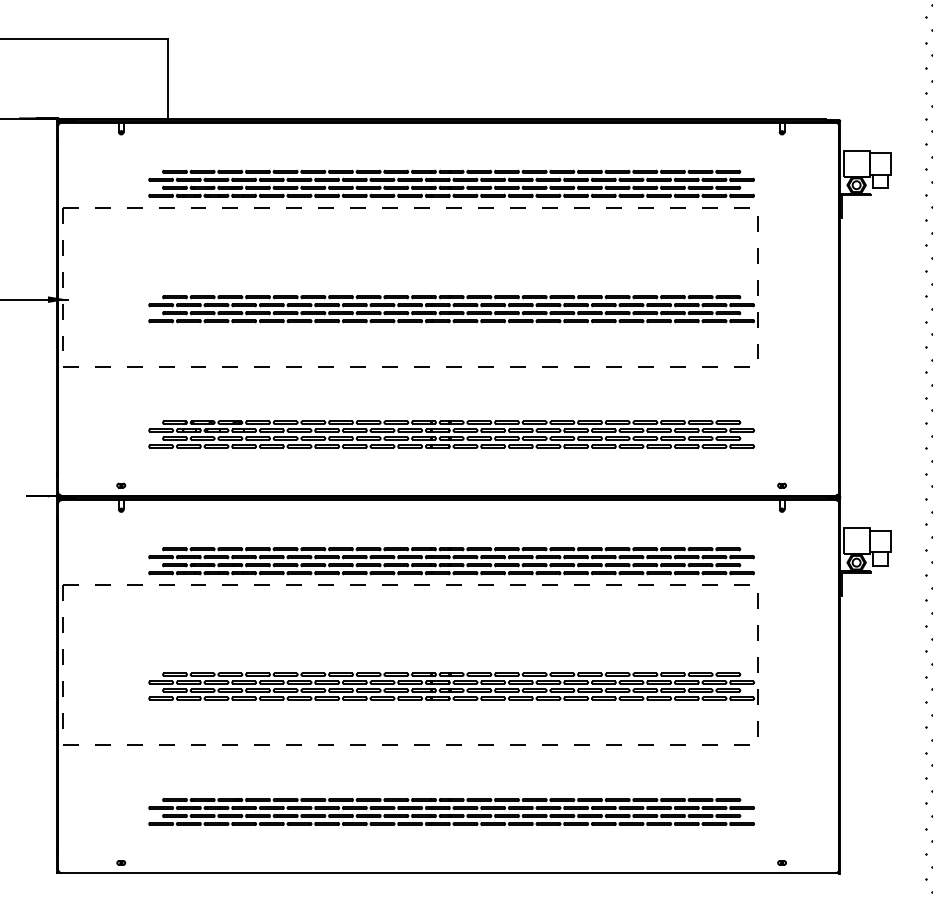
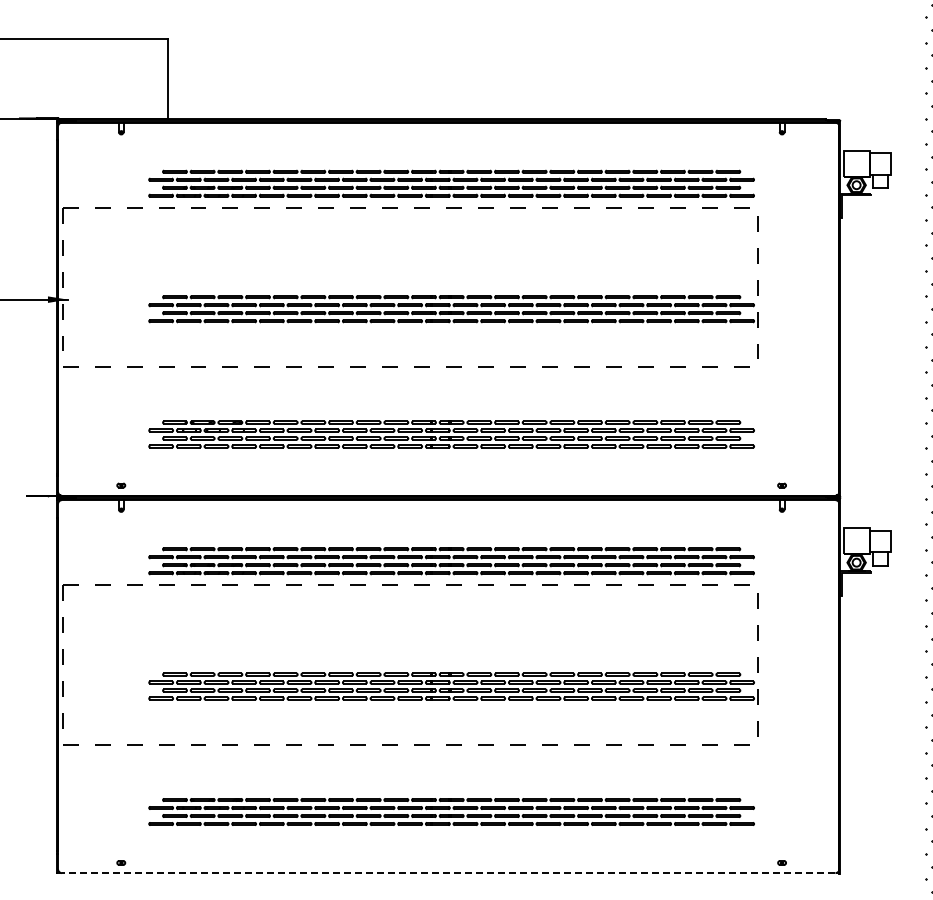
line: solid -> dashed (448, 873)
